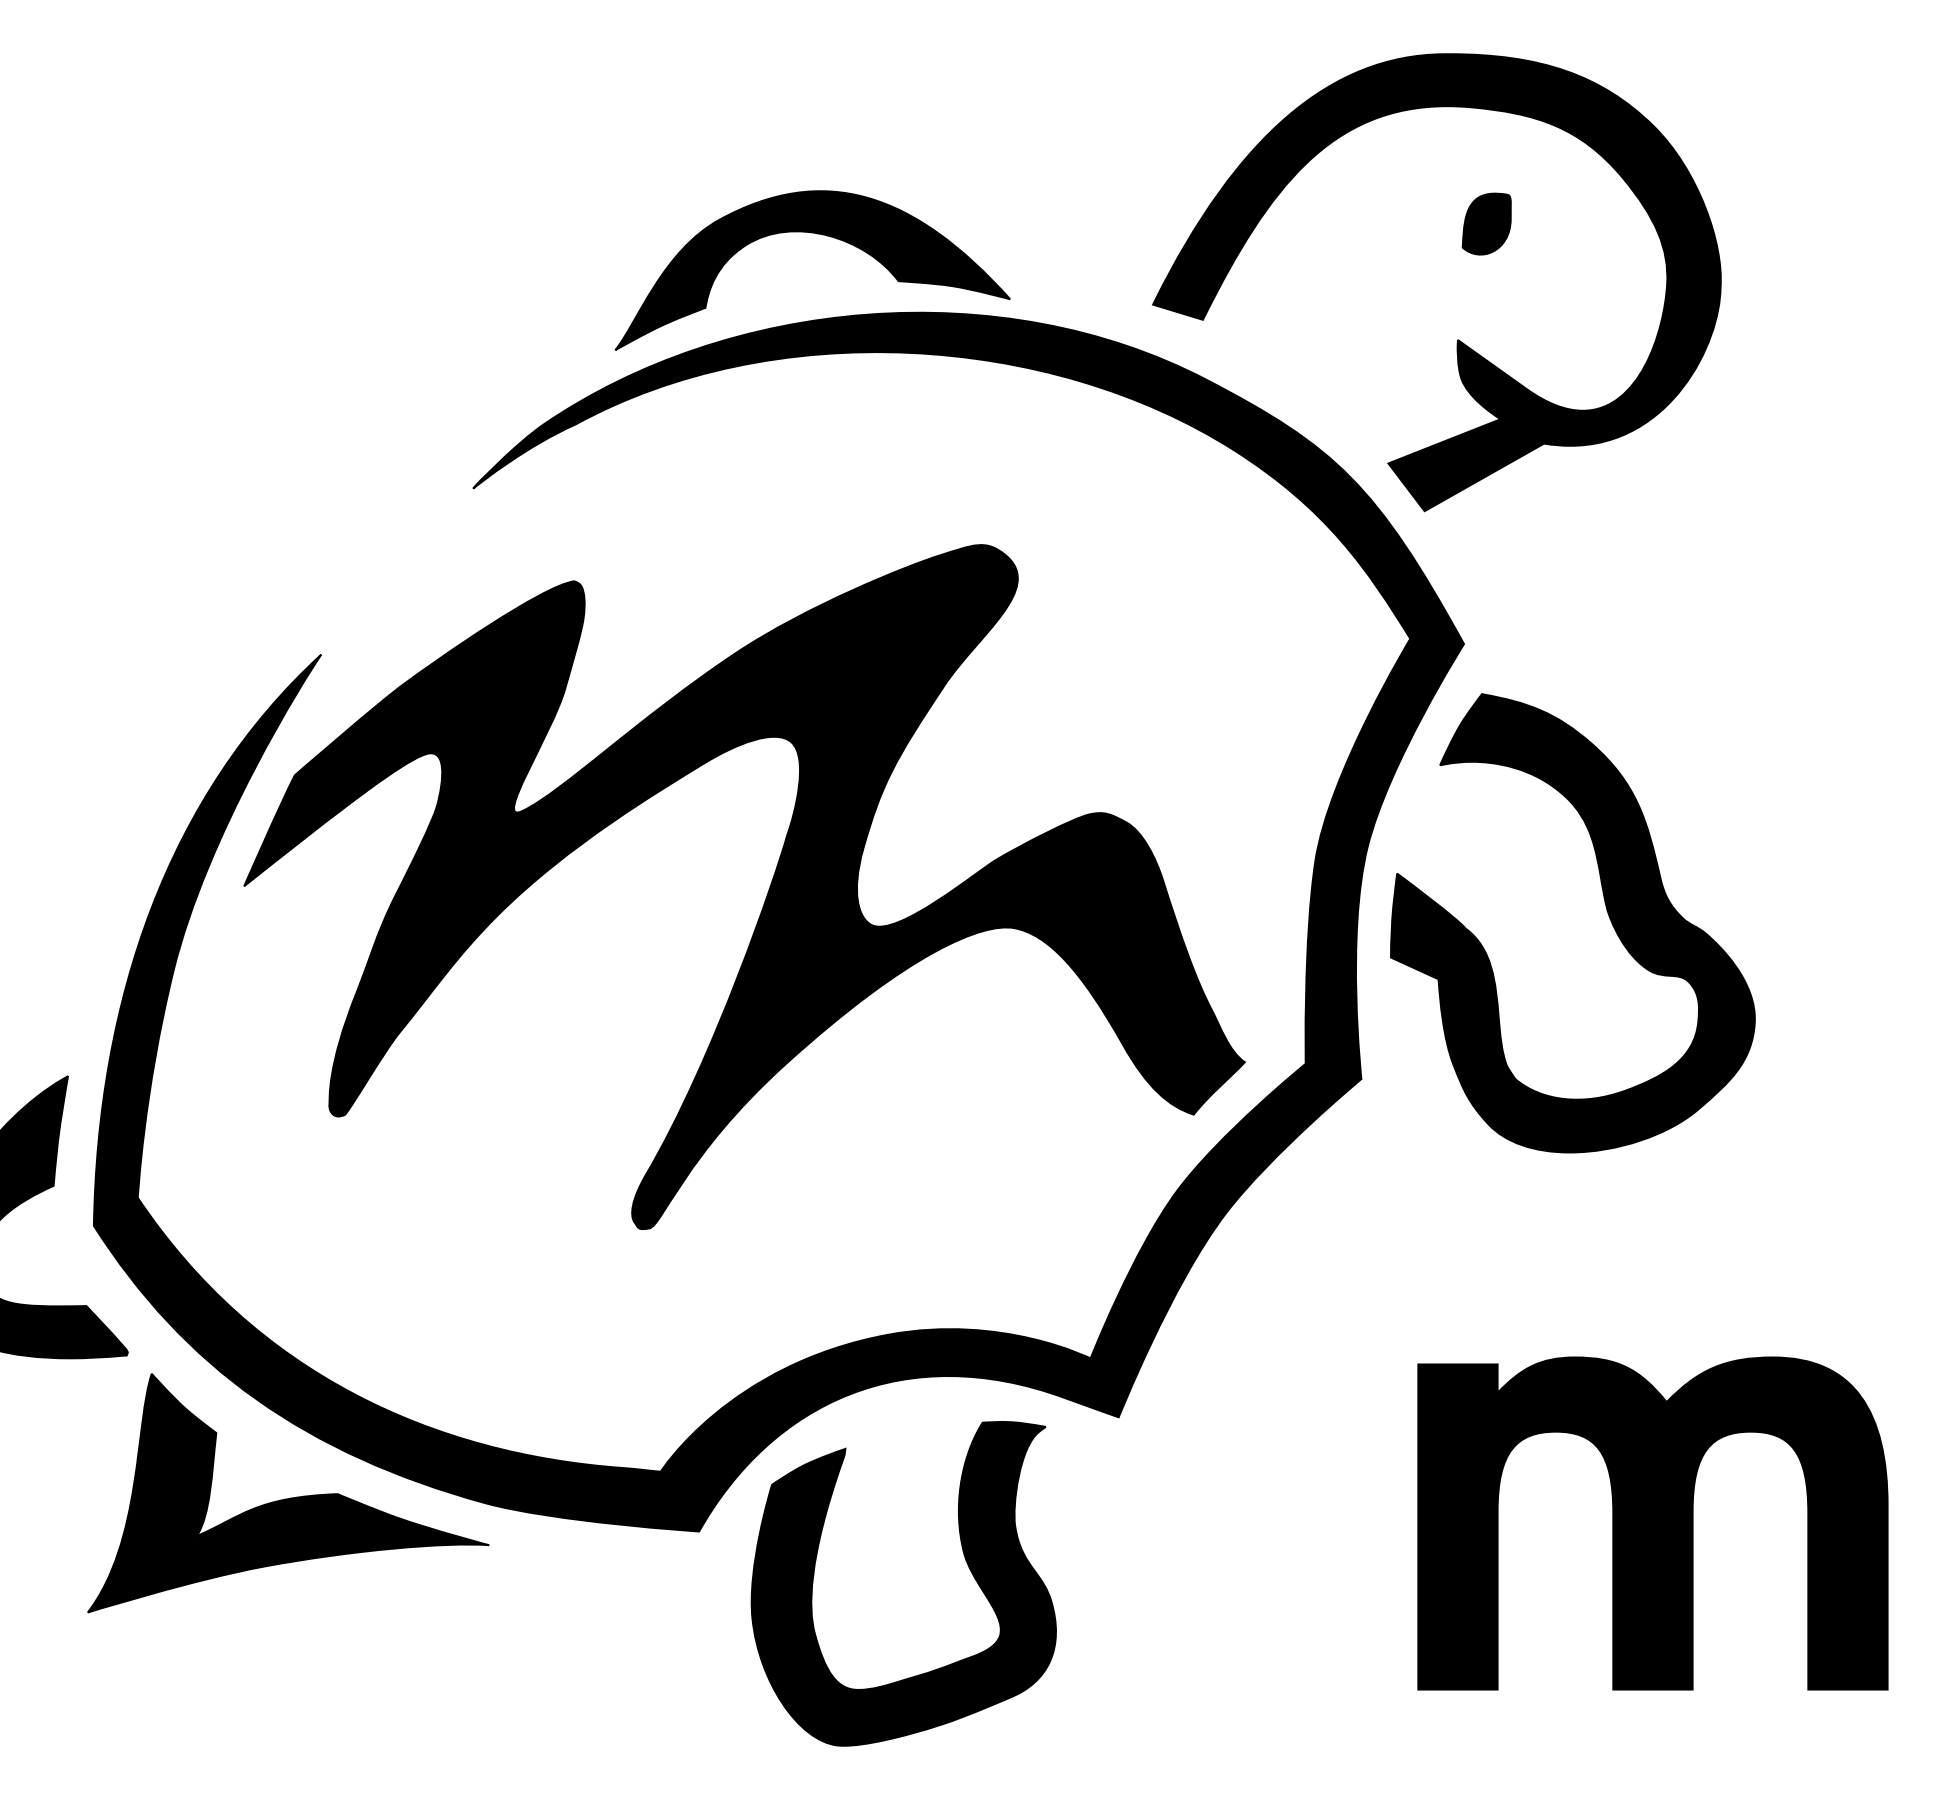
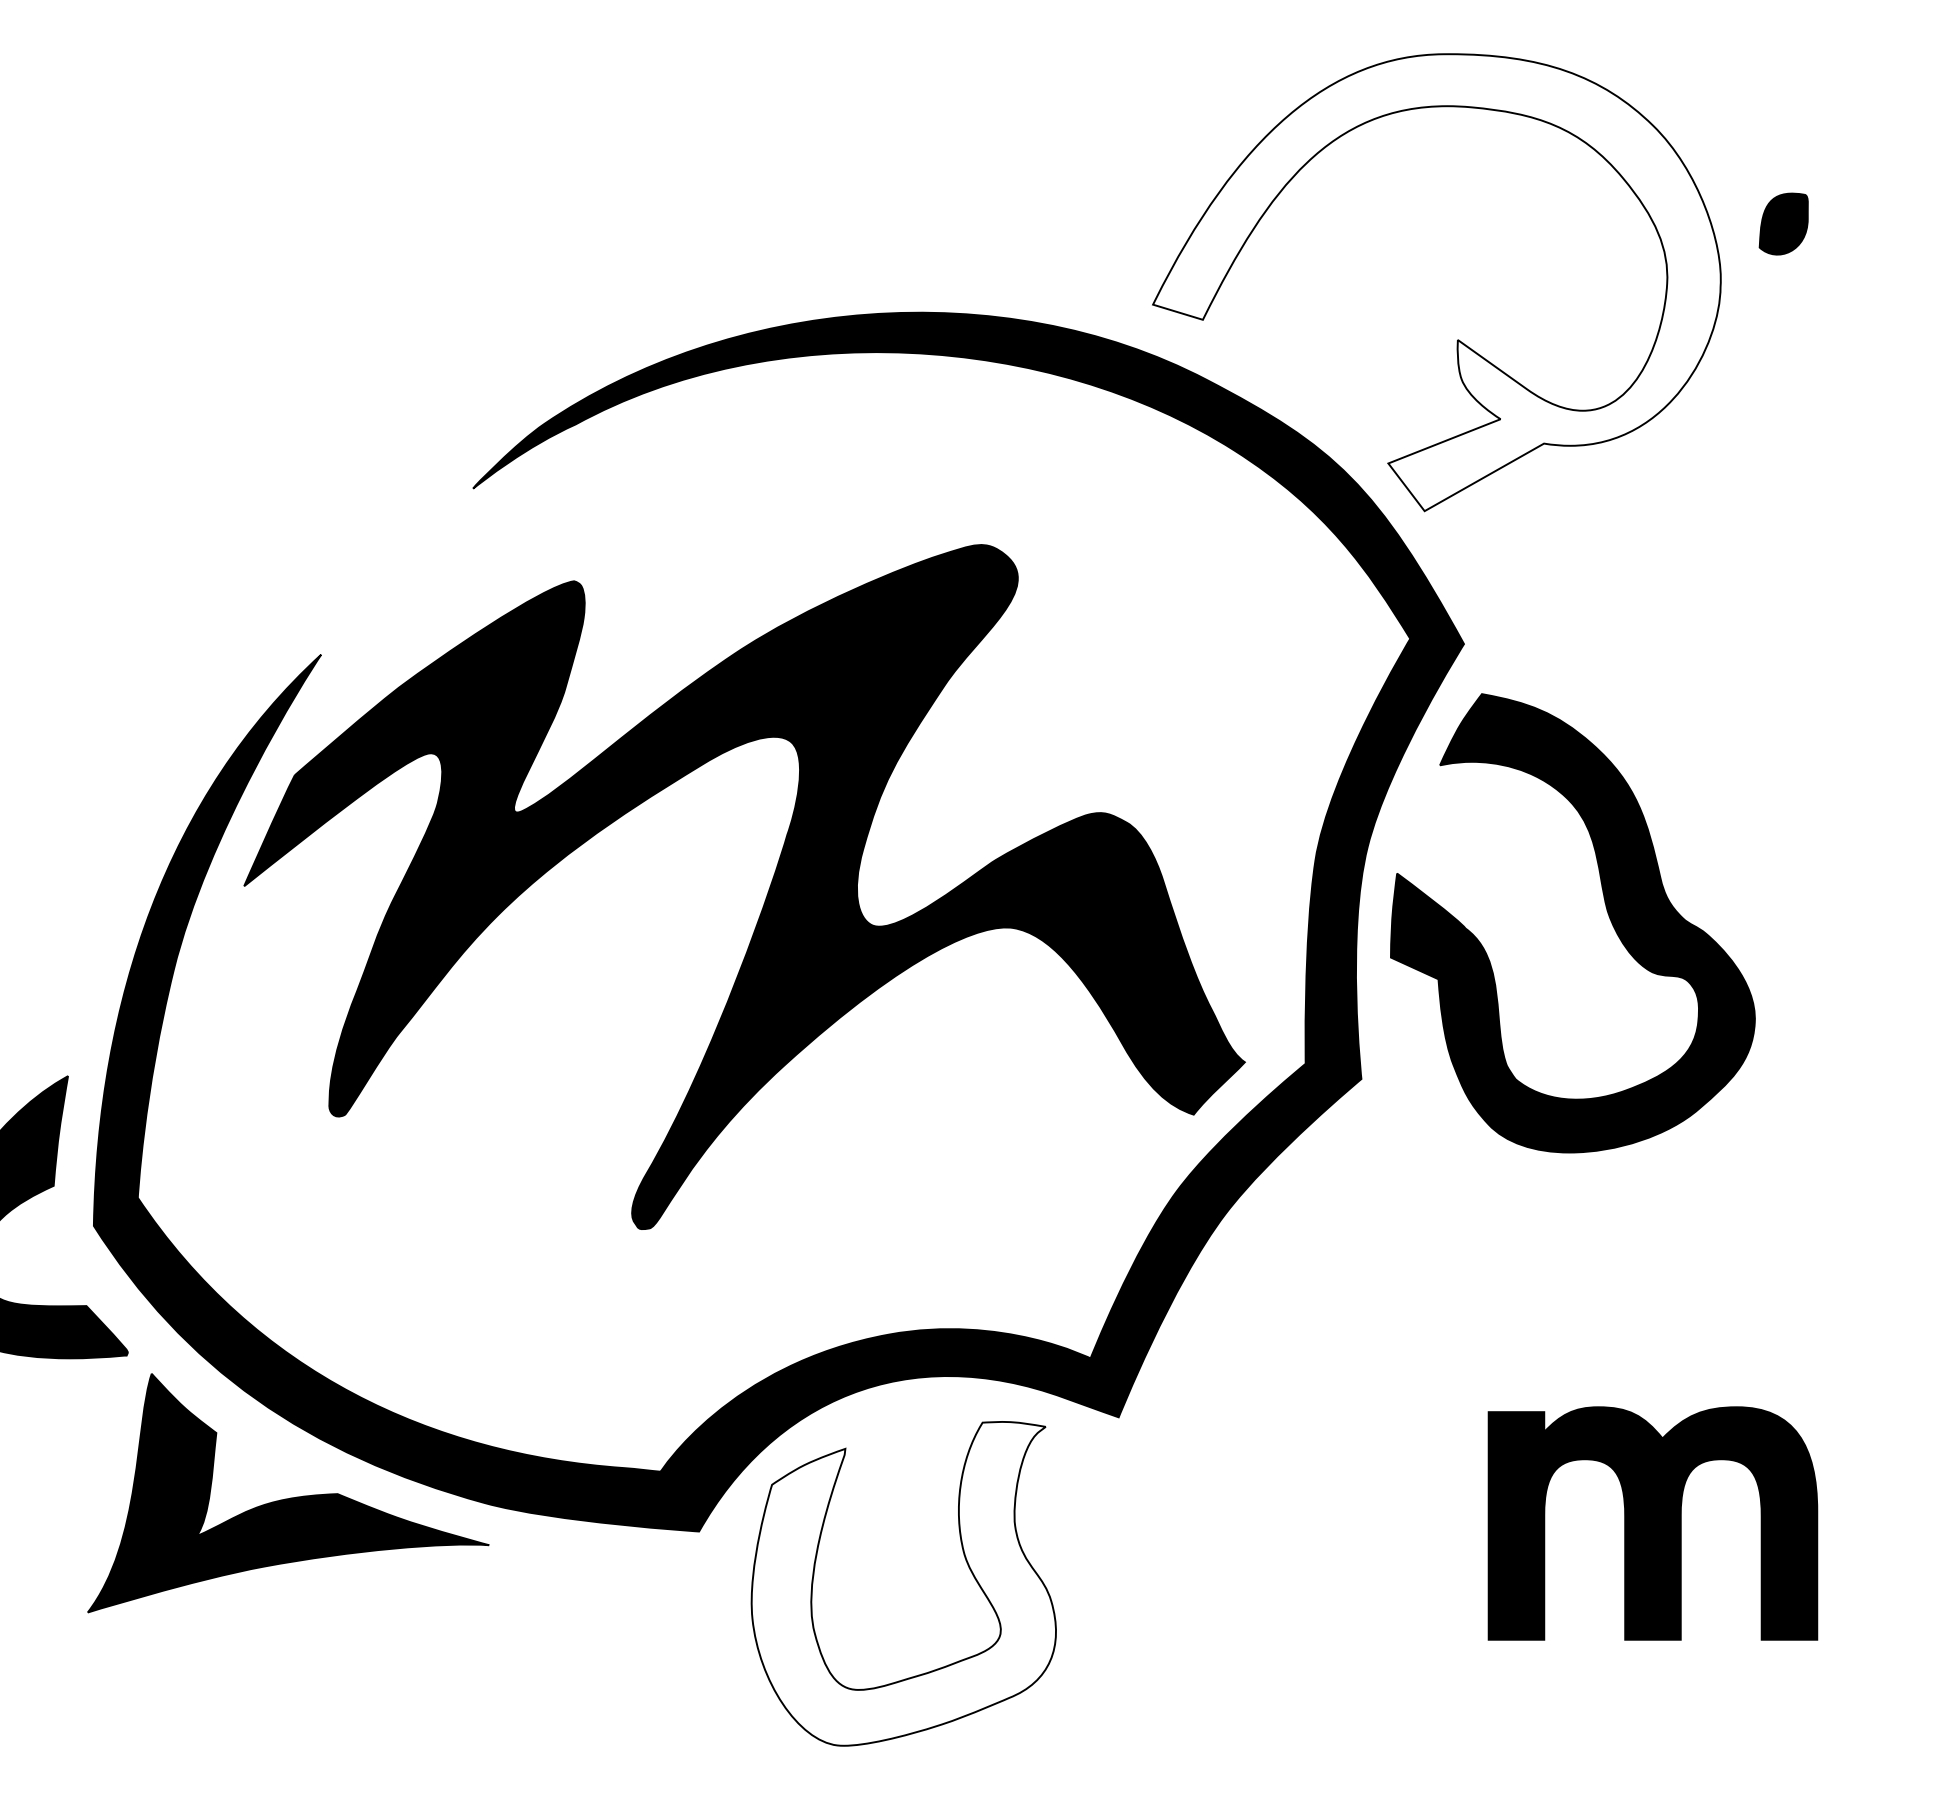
part position: (1486, 223) -> (1783, 223) (1783, 223)
part: present -> none (817, 234)
fill: present -> none (1436, 282)
part size: 472x335 px -> 332x235 px (1652, 1523)
fill: present -> none (903, 1583)
